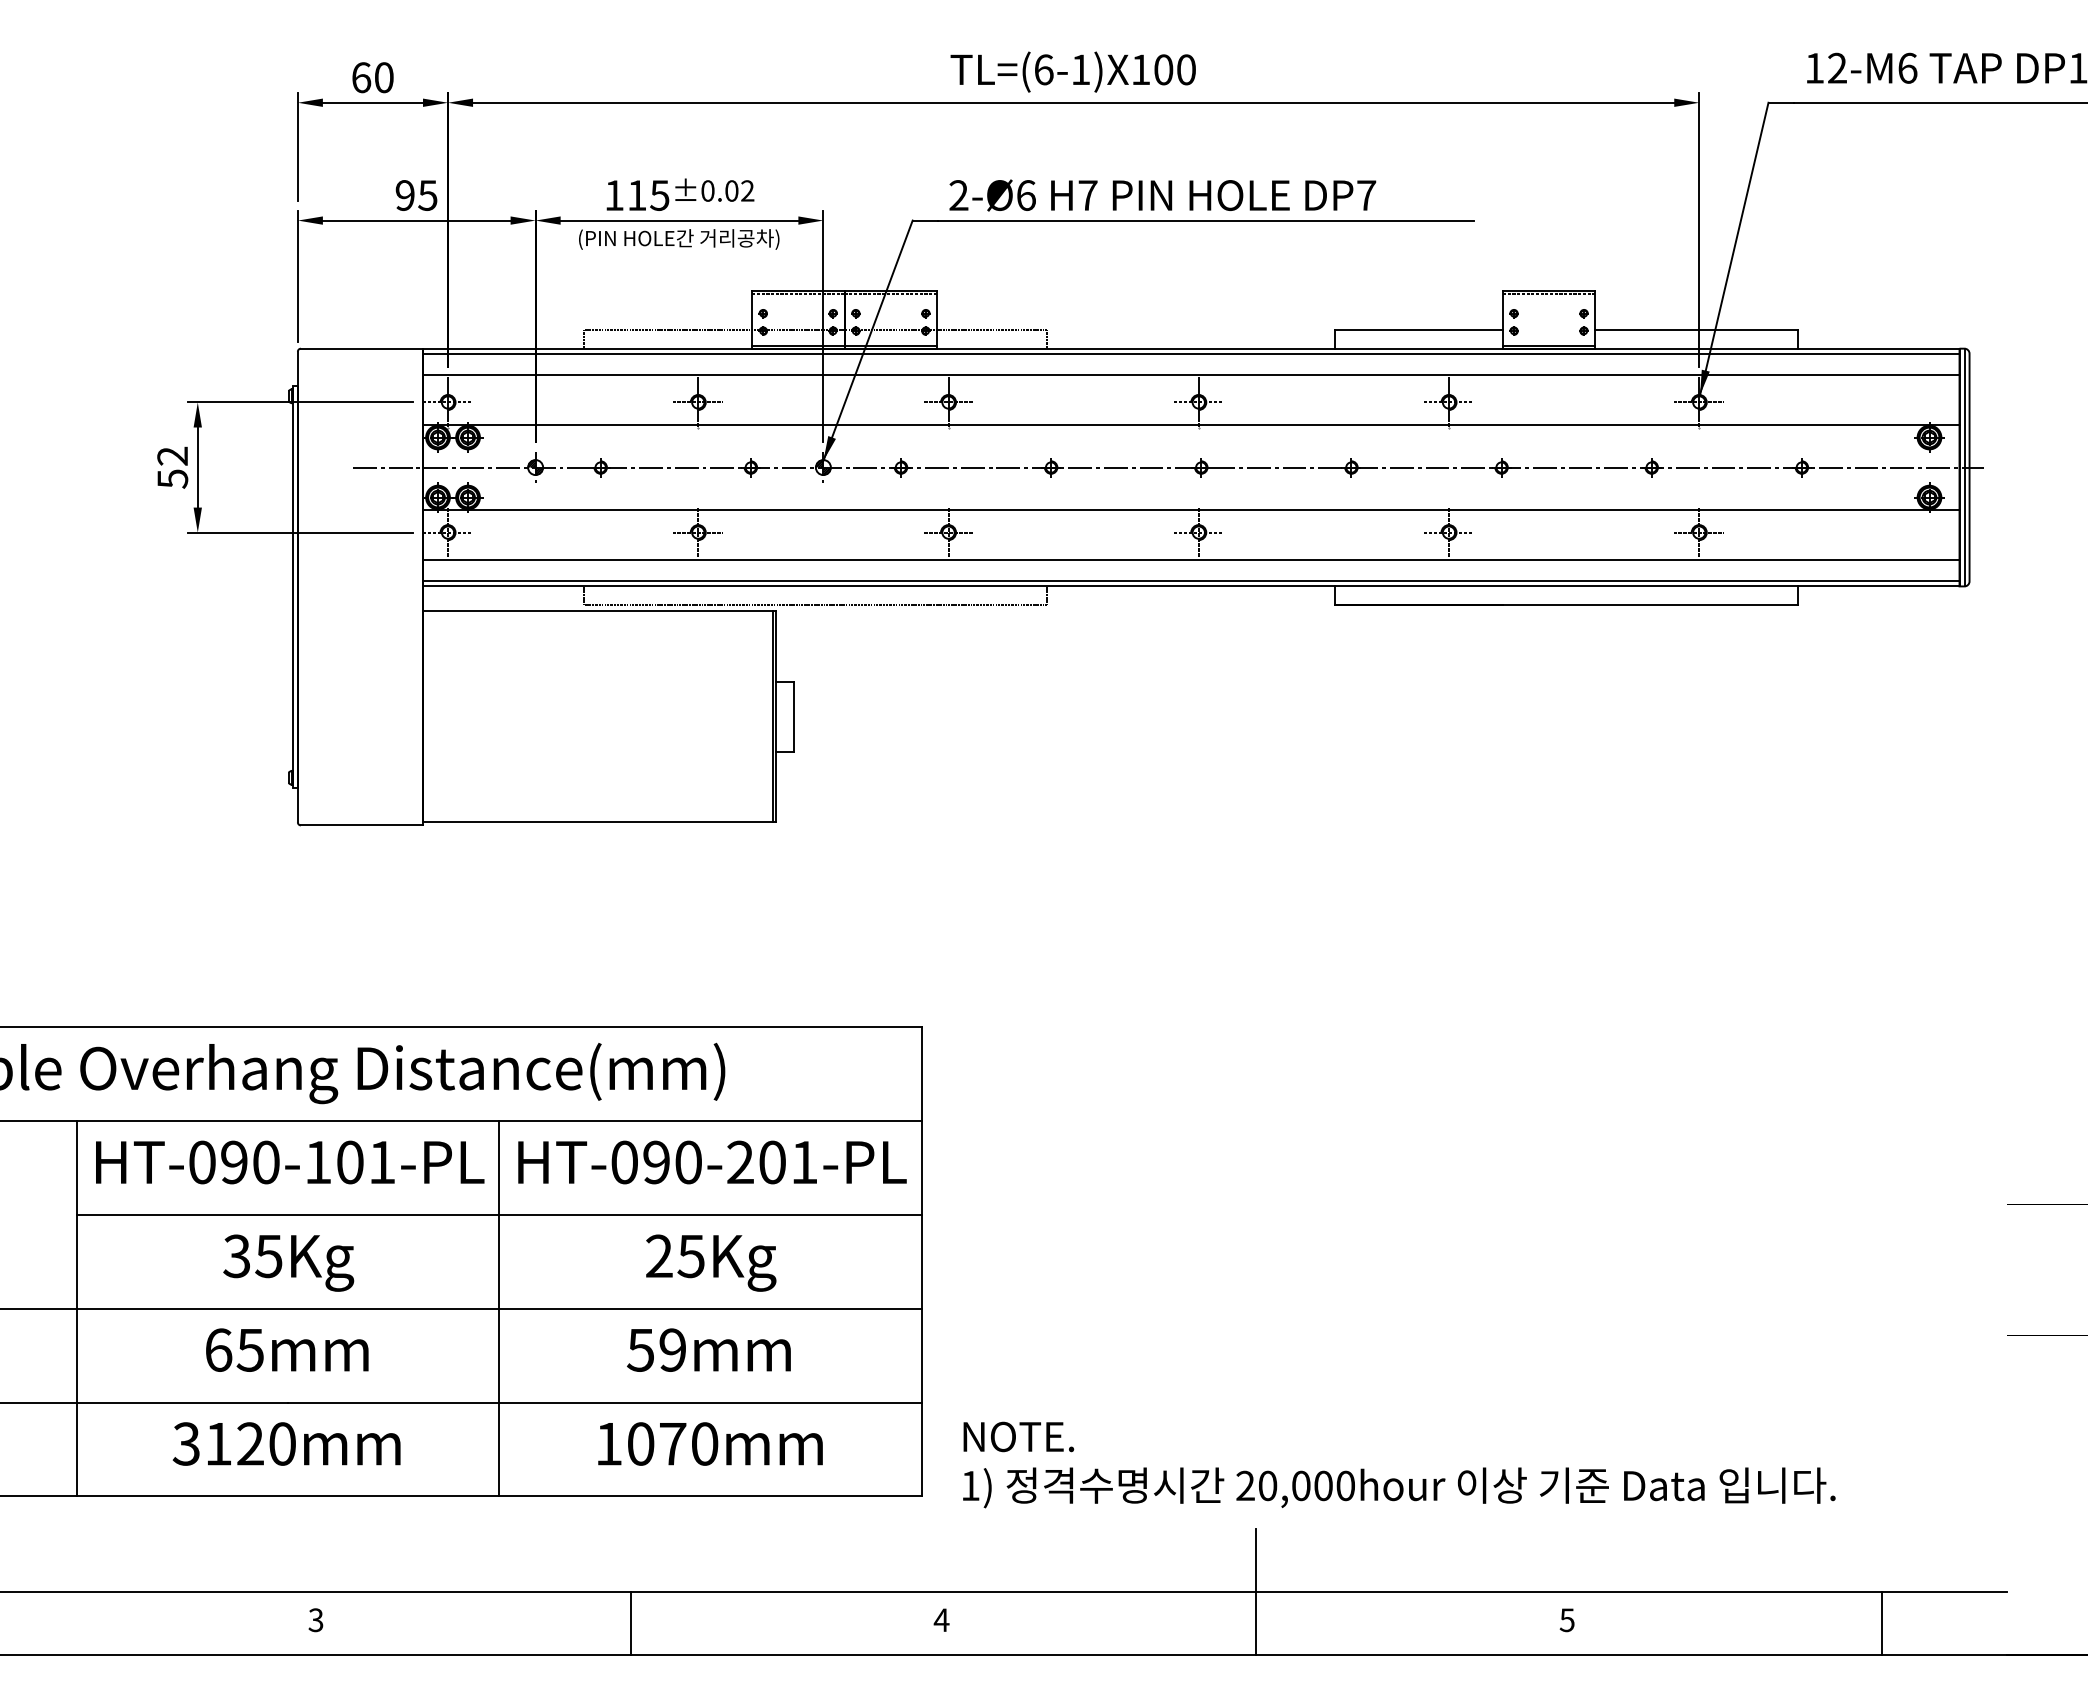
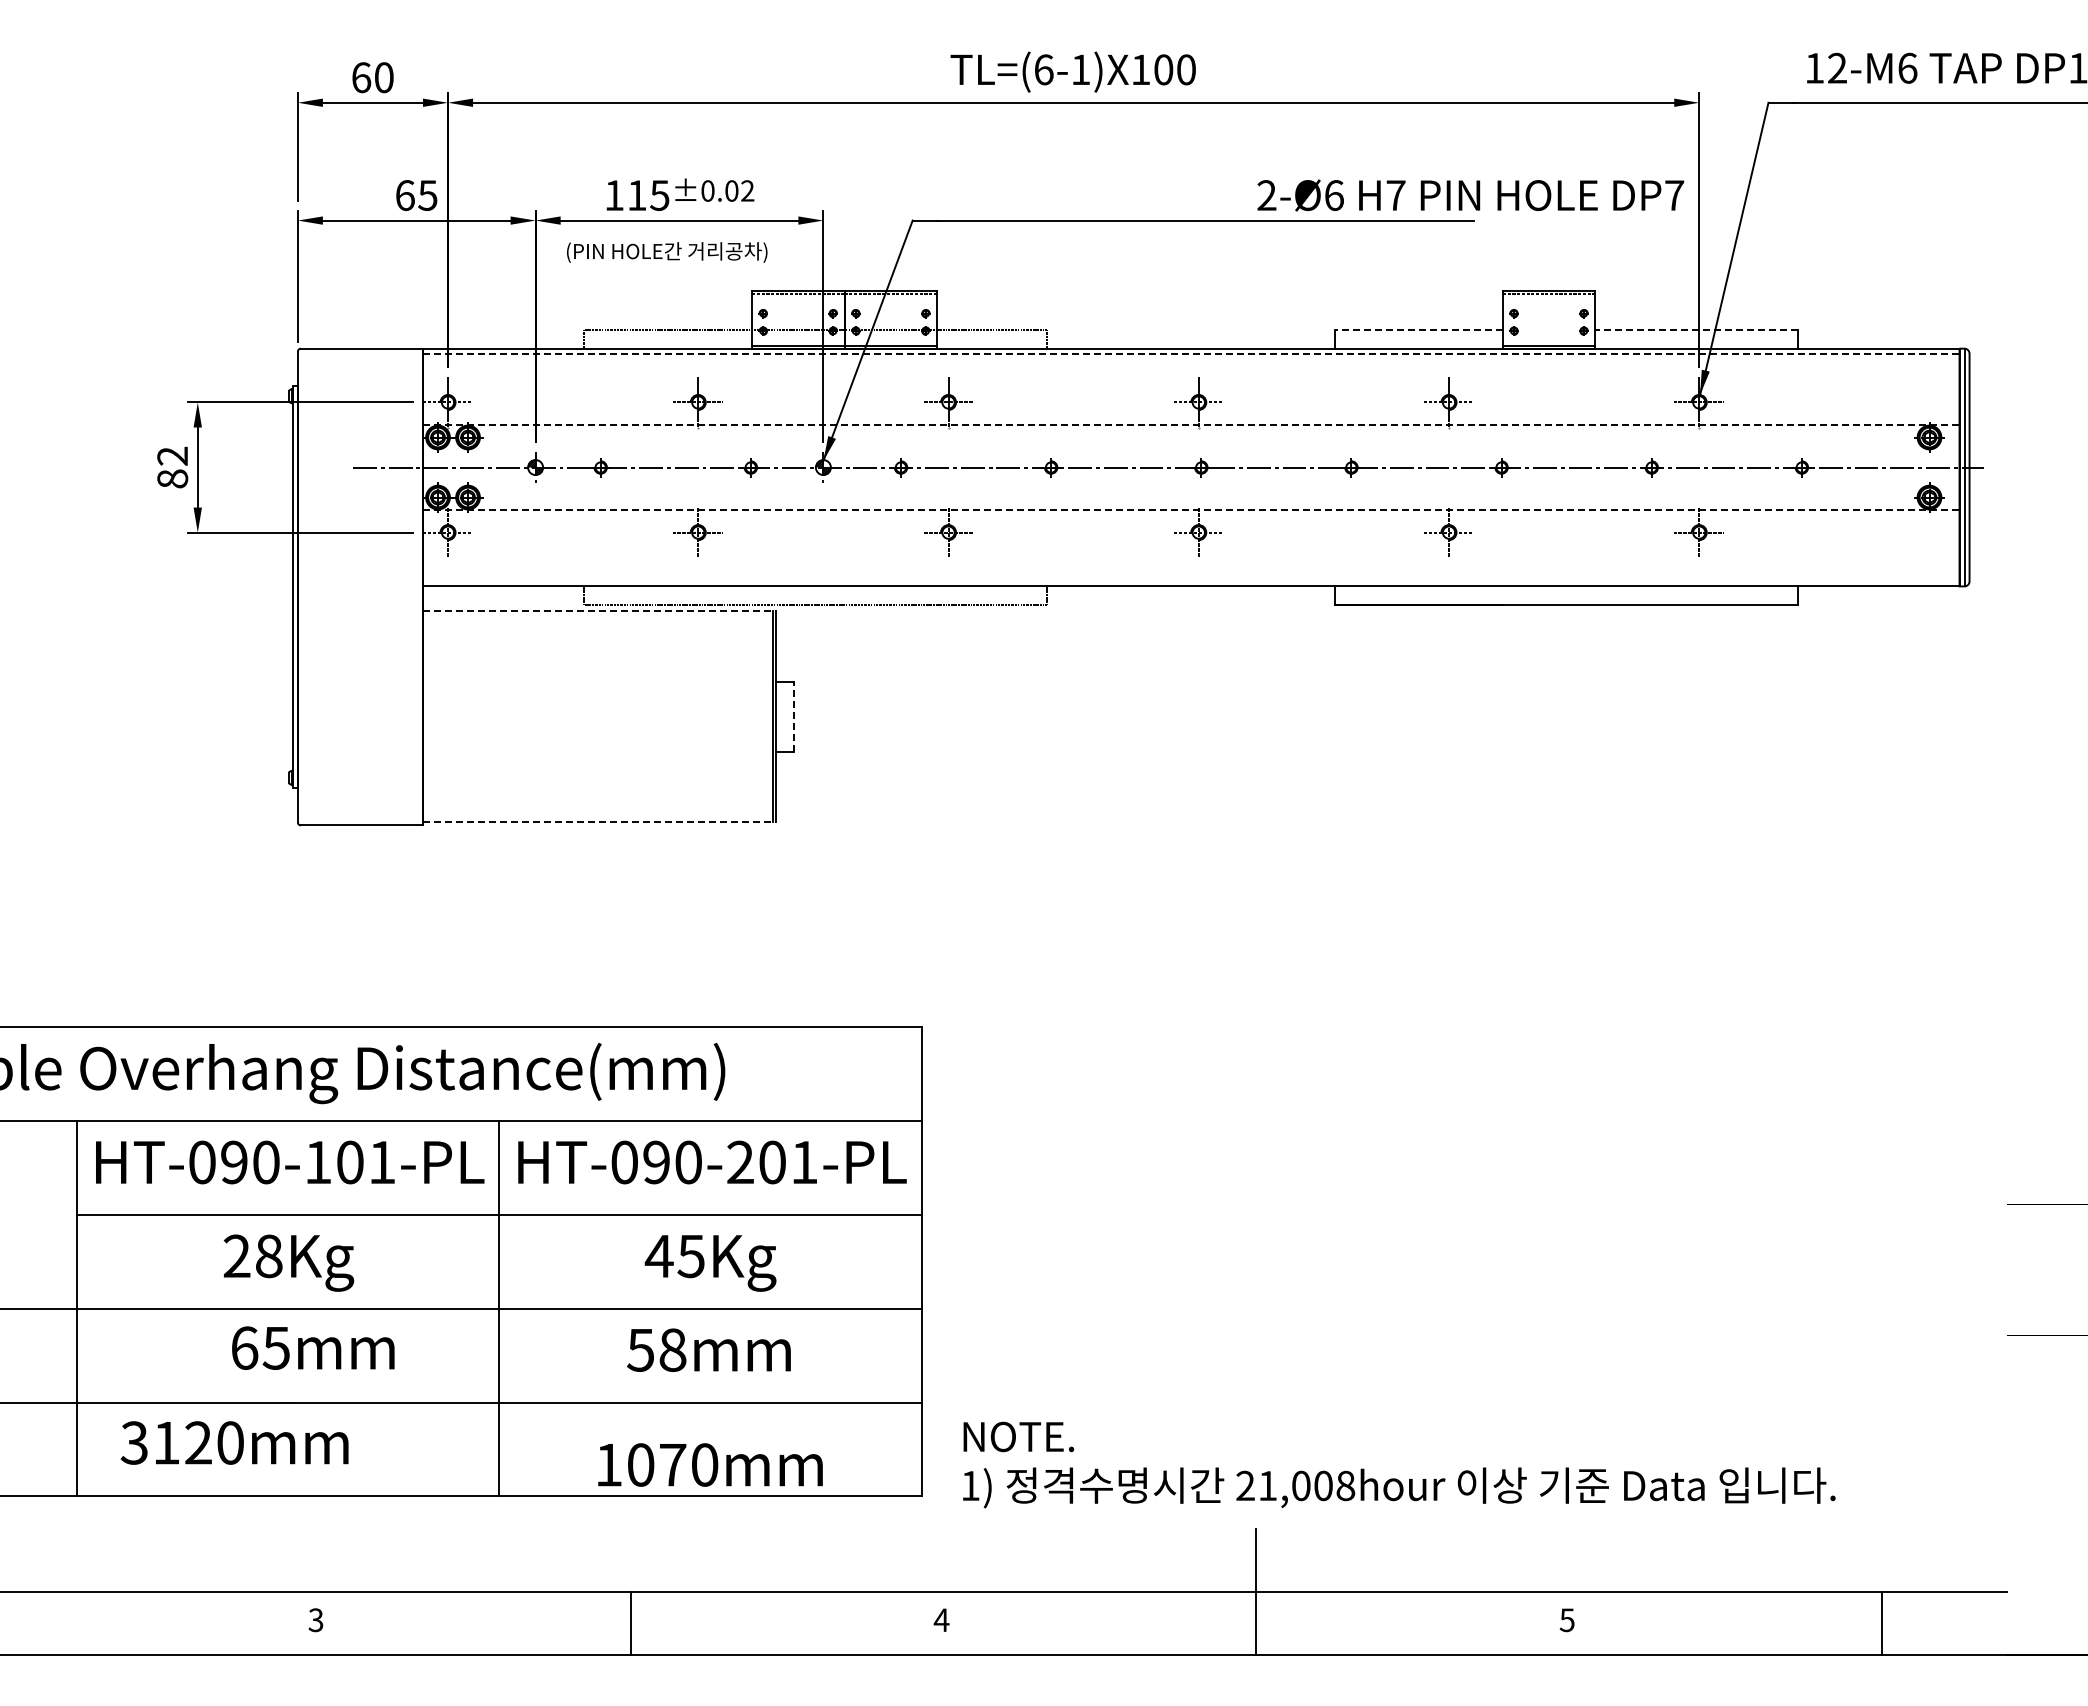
text: 95 -> 65 (404, 195)
text position: (1162, 195) -> (1470, 195) (1470, 195)
text position: (679, 239) -> (667, 252) (667, 252)
line: solid -> dashed (1418, 329)
line: solid -> dashed (1696, 329)
line: solid -> dashed (1191, 353)
line: present -> none (1191, 374)
line: solid -> dashed (1191, 425)
text: 52 -> 82 (172, 478)
line: solid -> dashed (1191, 510)
line: present -> none (1191, 560)
line: present -> none (1191, 581)
line: solid -> dashed (599, 611)
line: solid -> dashed (793, 716)
line: solid -> dashed (599, 821)
text: 25Kg -> 45Kg (658, 1255)
text: 35Kg -> 28Kg (252, 1256)
text position: (287, 1349) -> (313, 1347) (313, 1347)
text: 59mm -> 58mm (672, 1349)
text position: (286, 1443) -> (234, 1442) (234, 1442)
text position: (710, 1443) -> (710, 1464) (710, 1464)
text: 20,000hour -> 21,008hour (1307, 1485)
